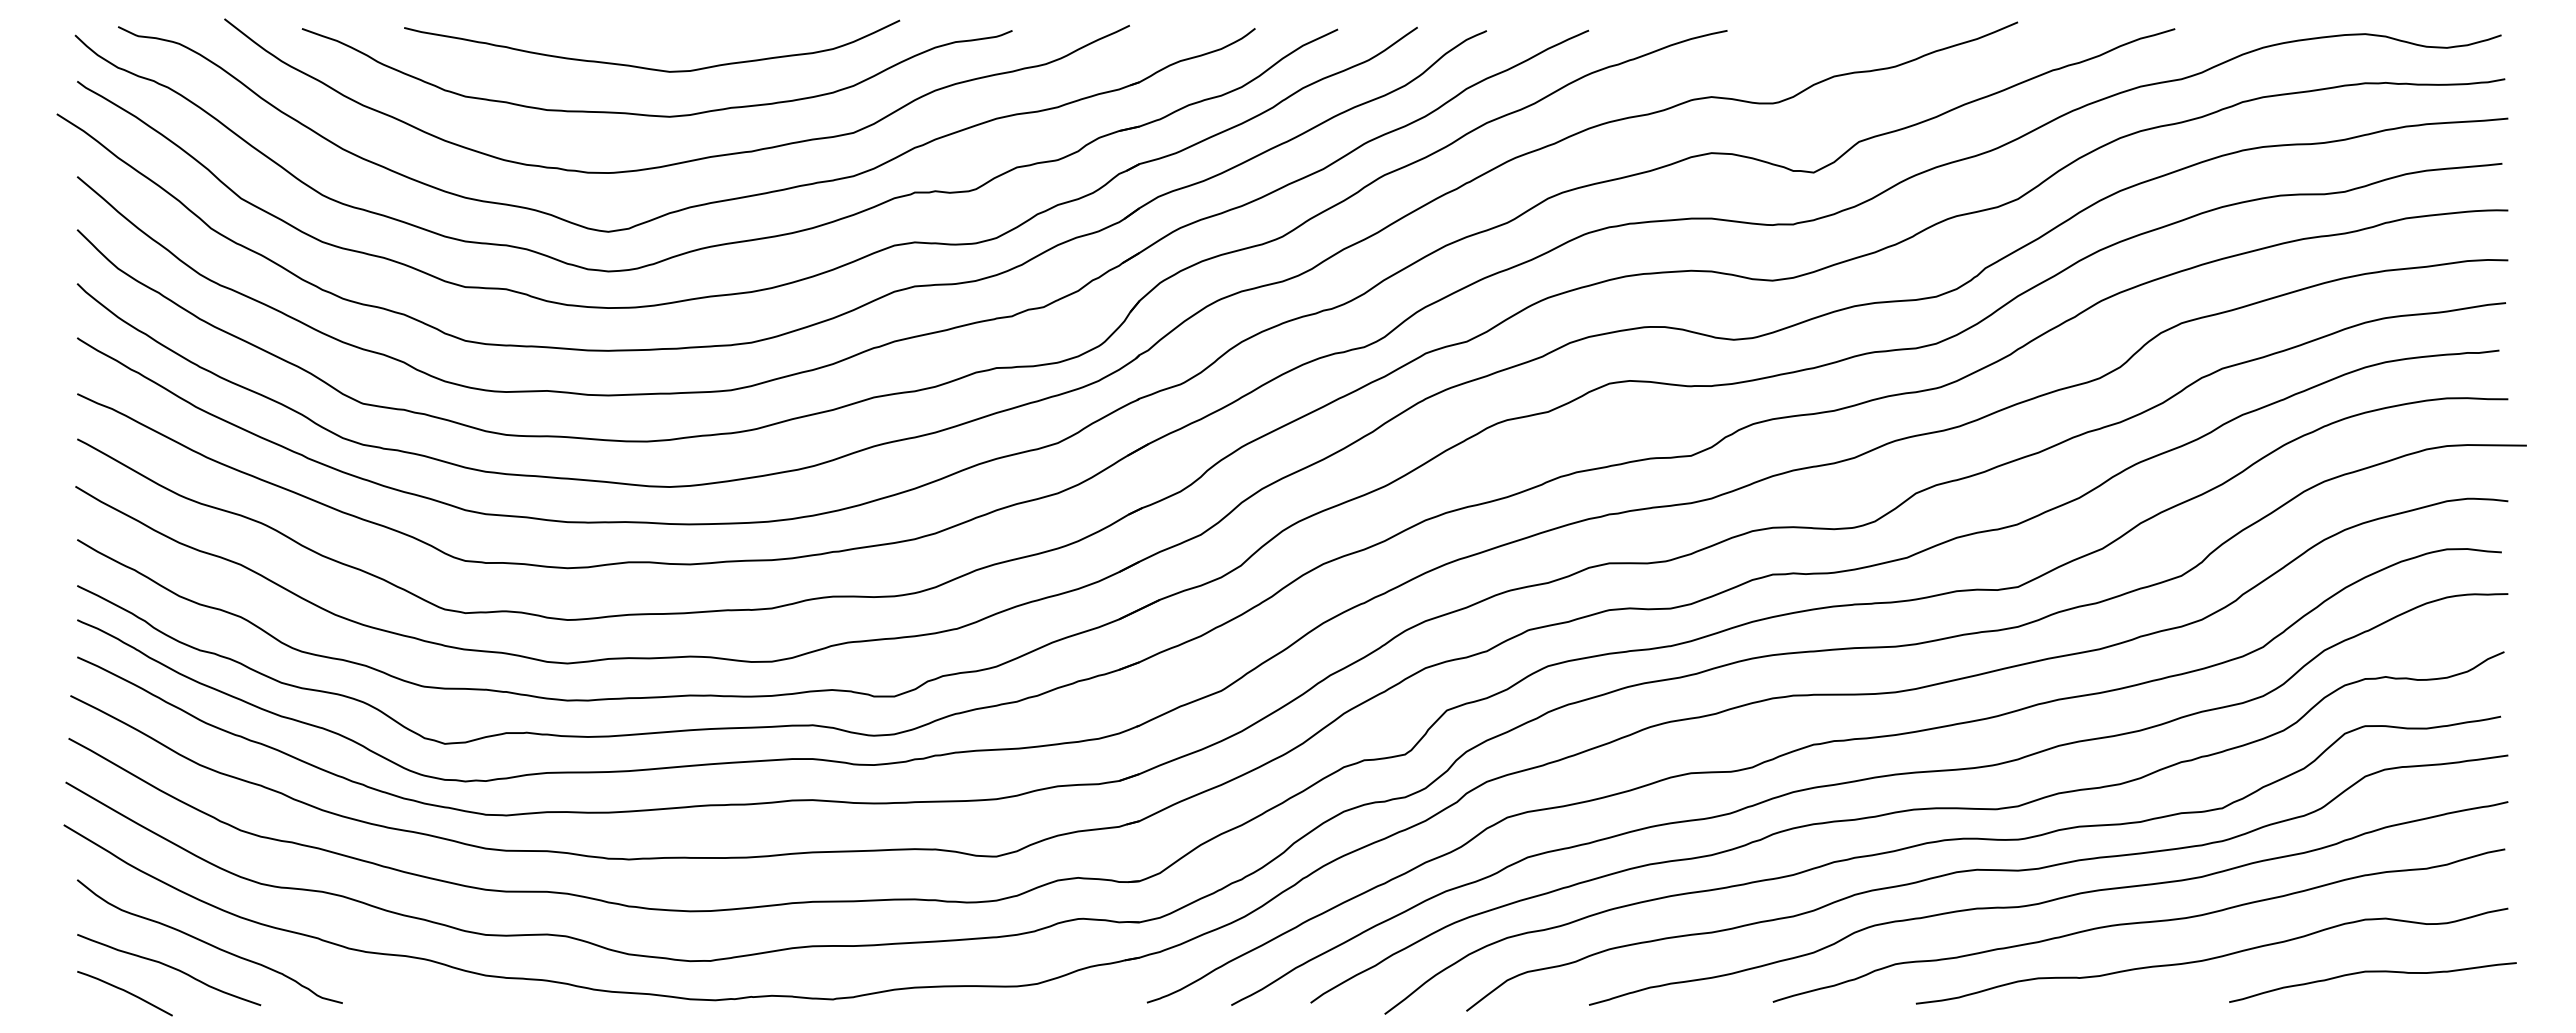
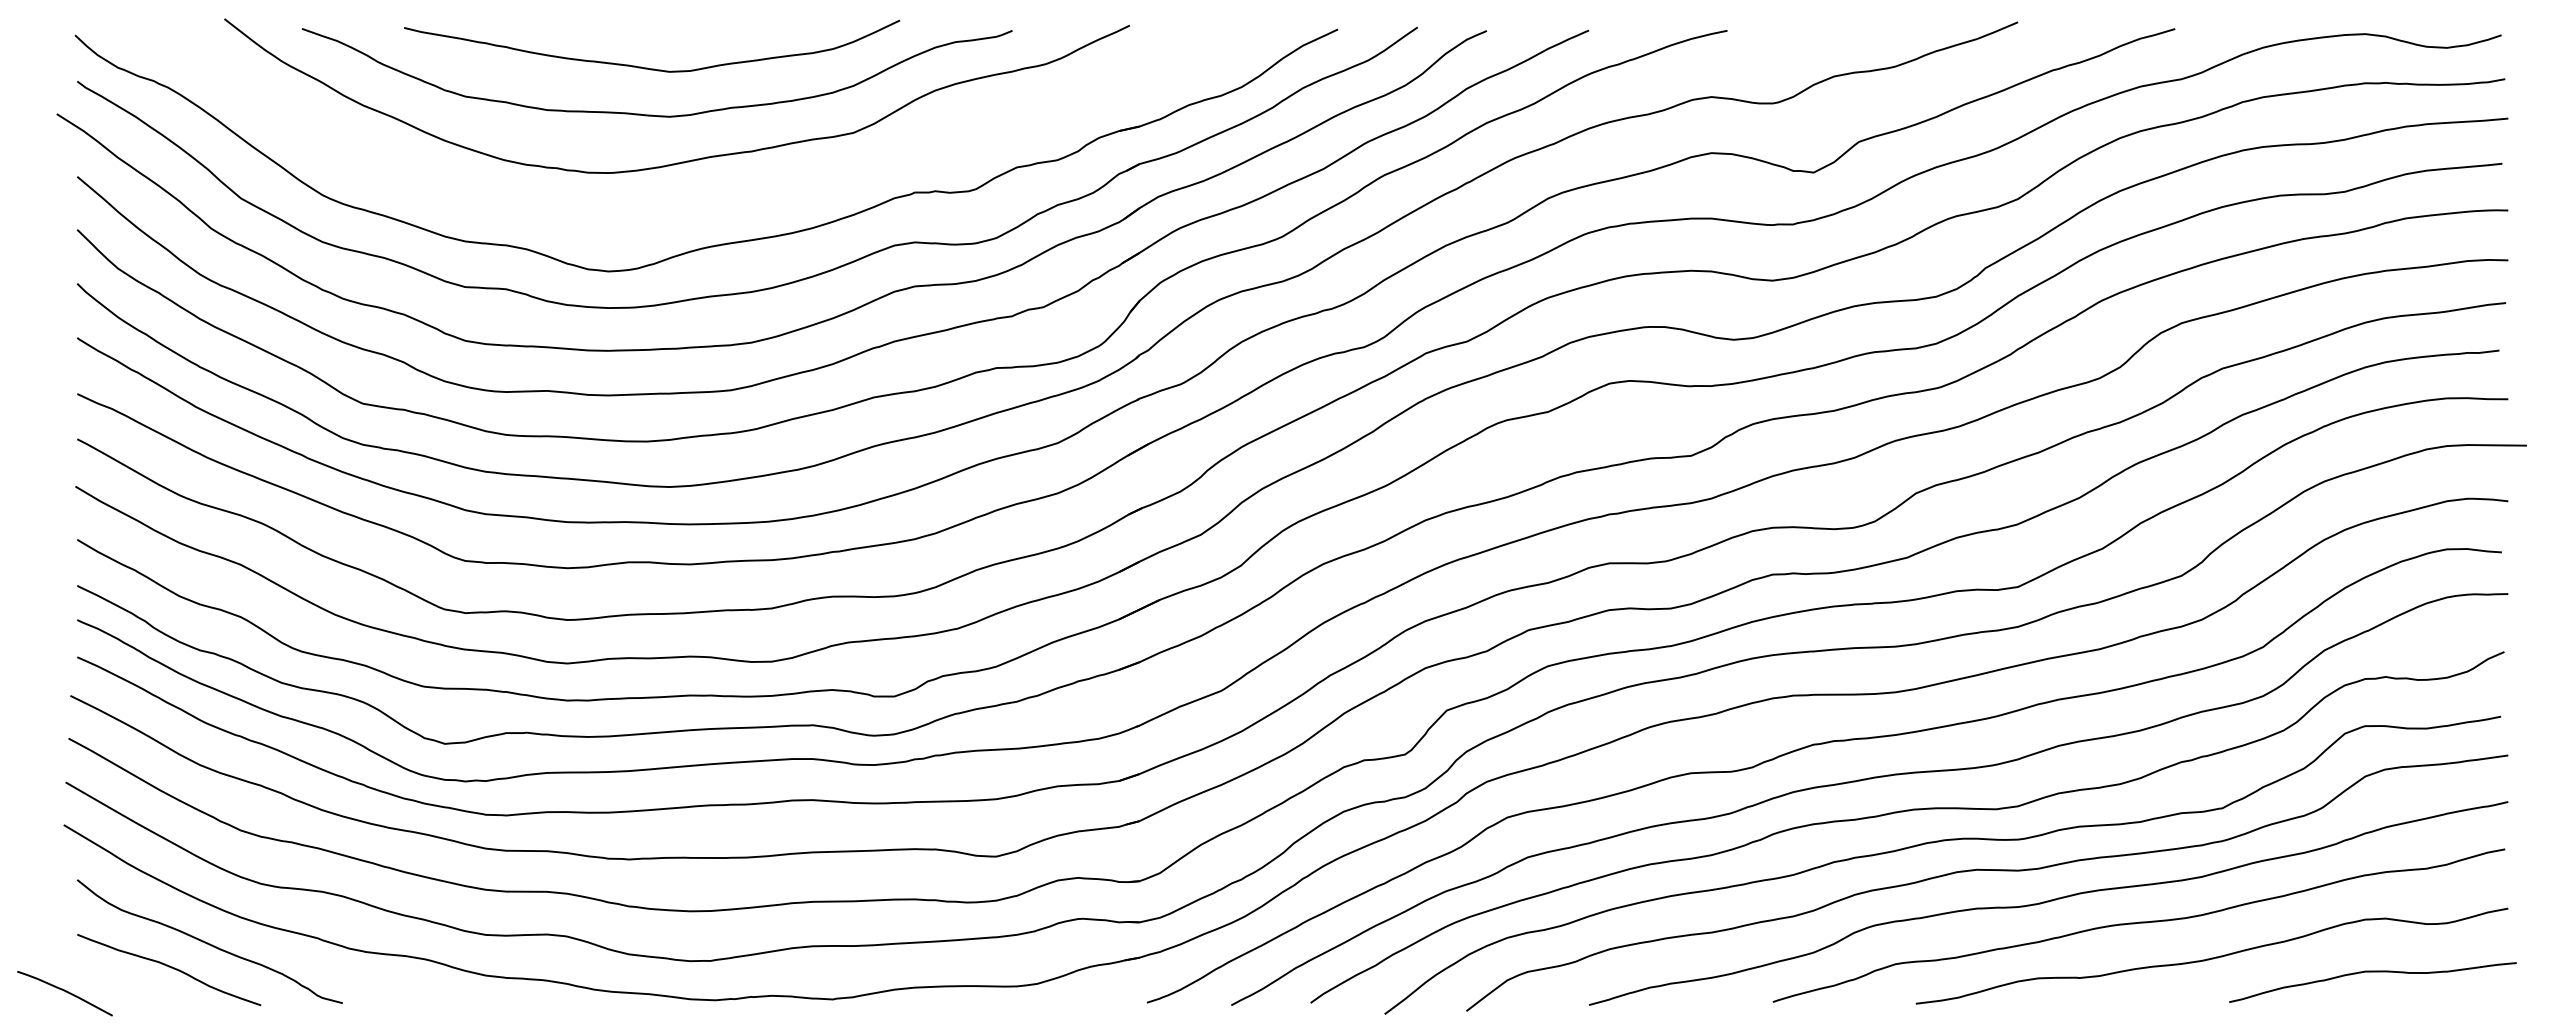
part: present -> none (703, 203)
curve position: (125, 992) -> (65, 992) (65, 992)
